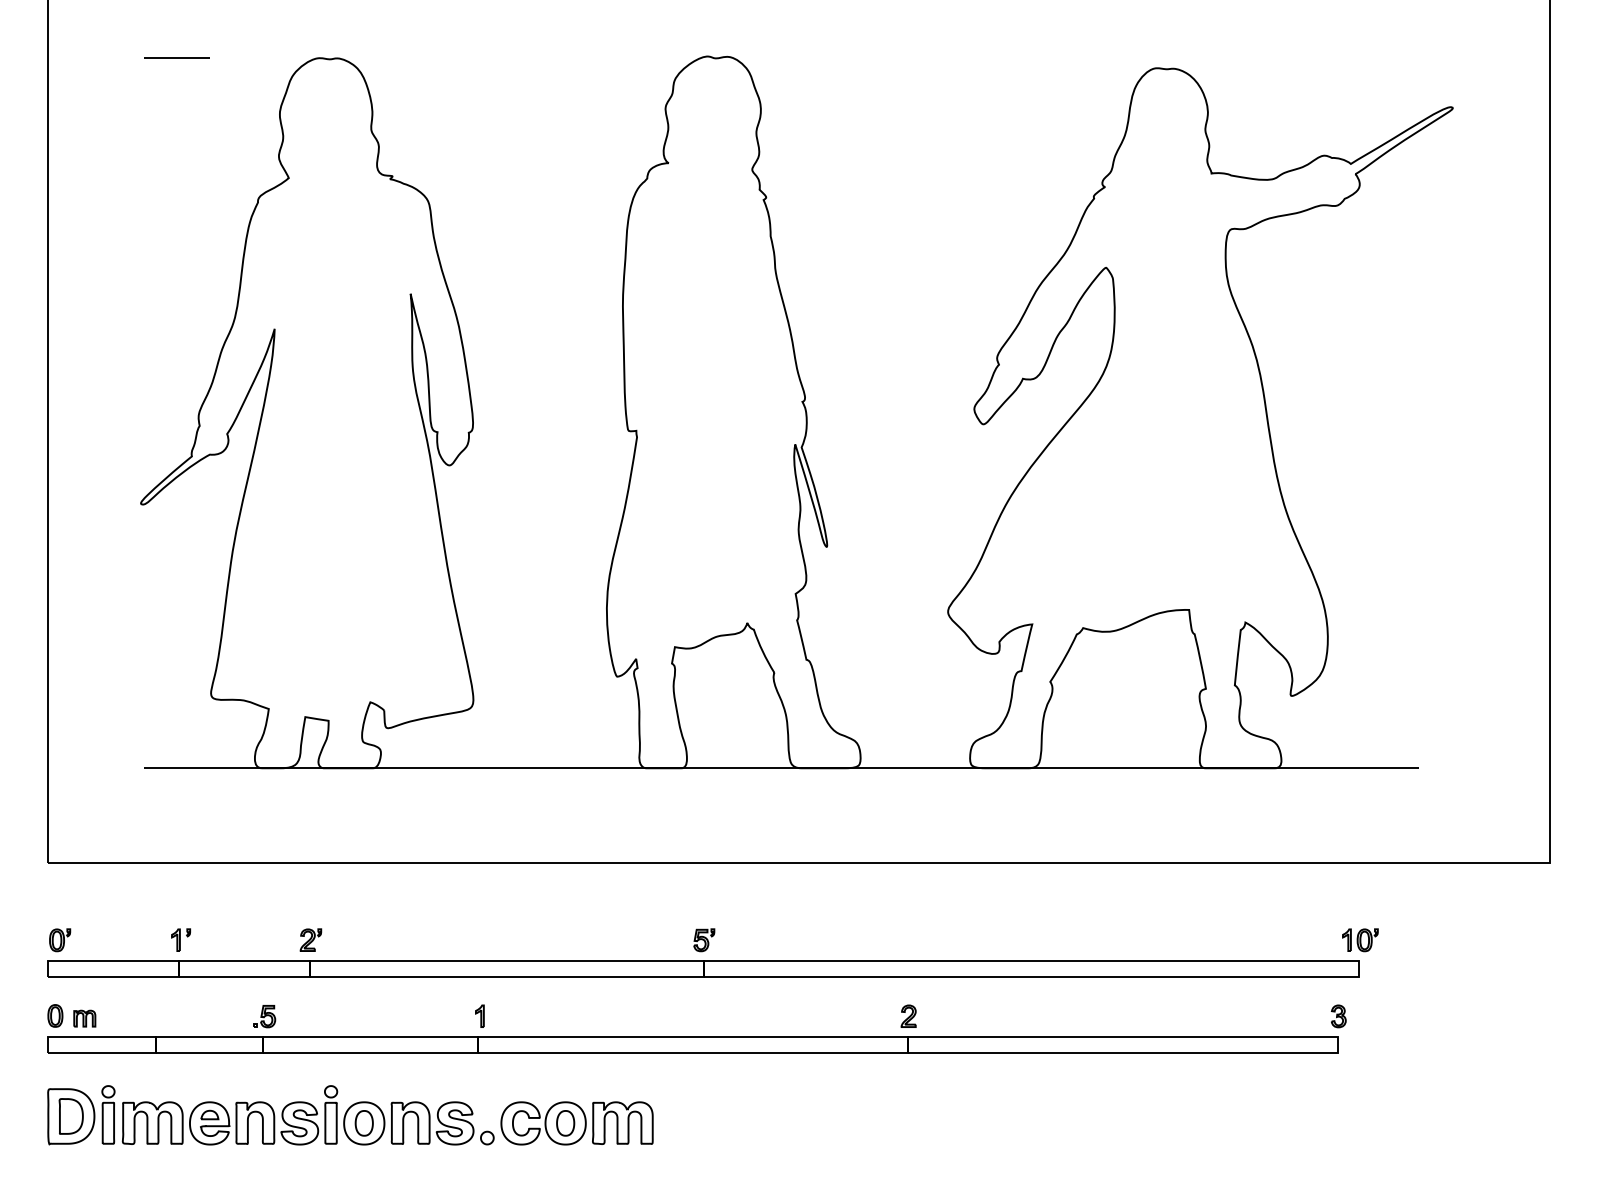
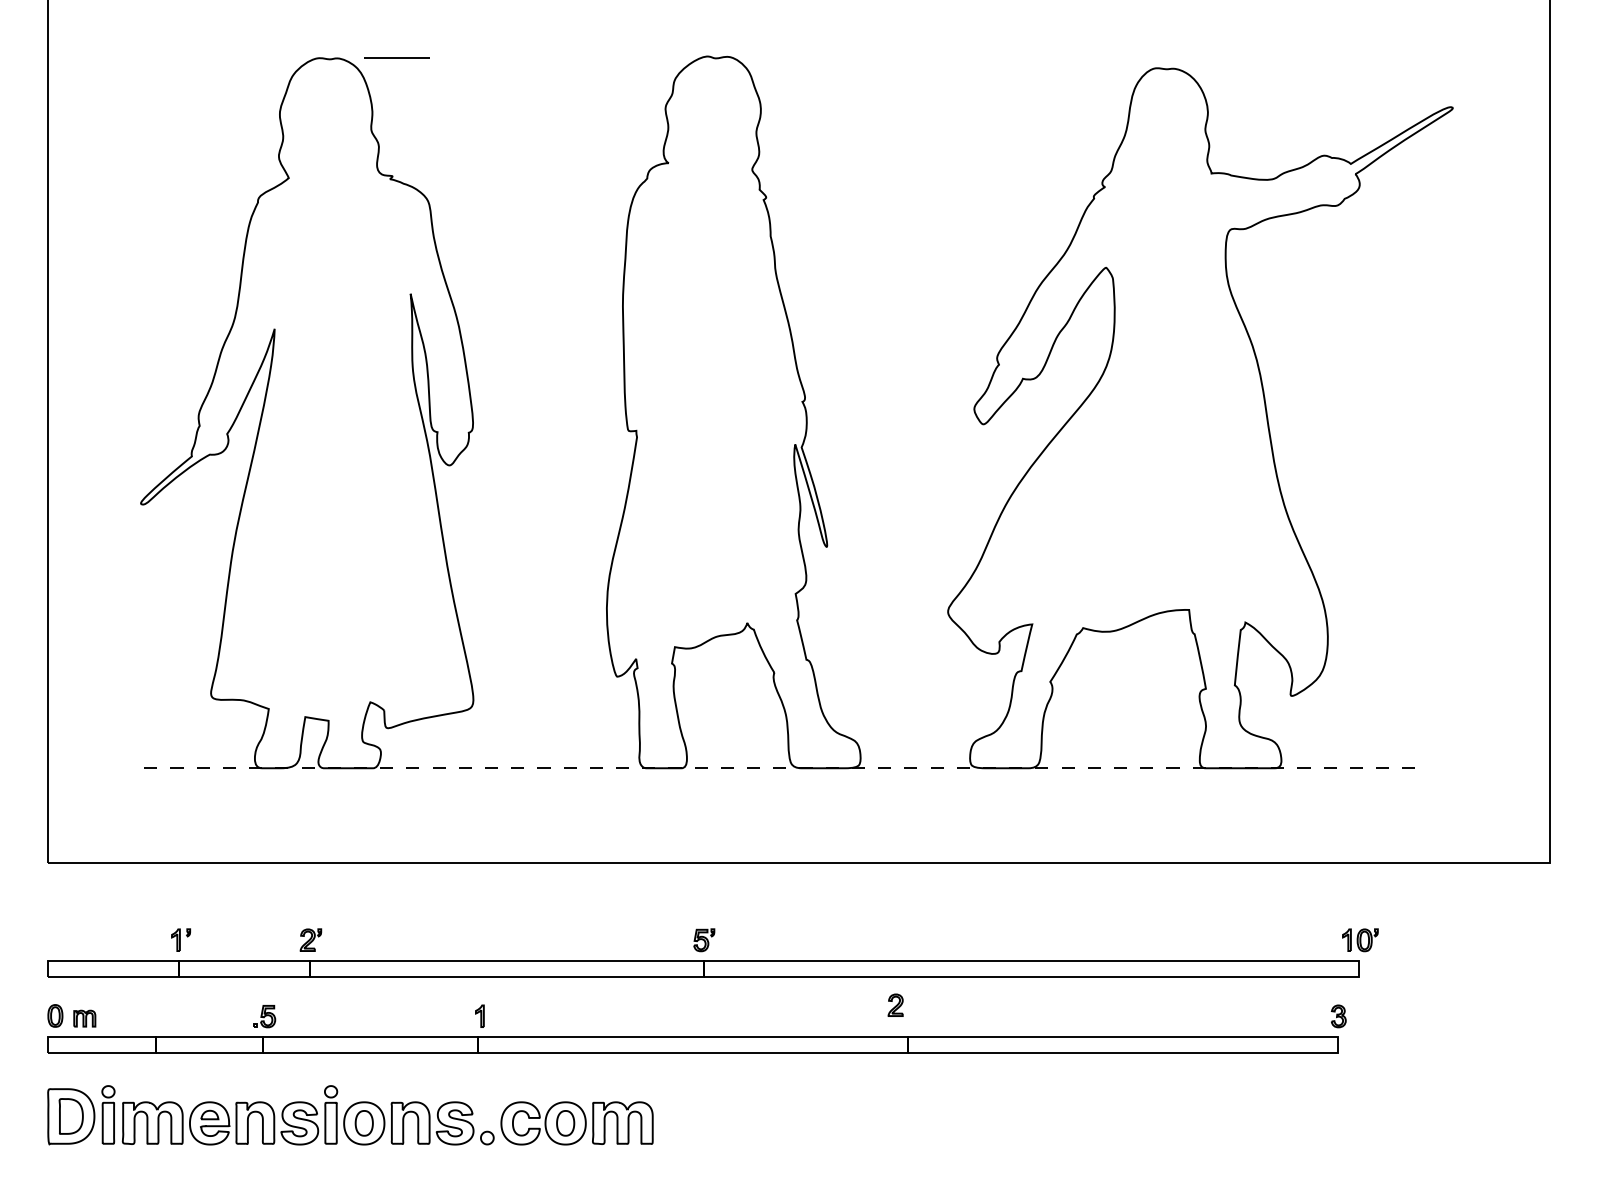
line position: (176, 57) -> (396, 57) (396, 57)
line: solid -> dashed (782, 768)
part: present -> none (60, 940)
part position: (908, 1015) -> (895, 1004) (895, 1004)
